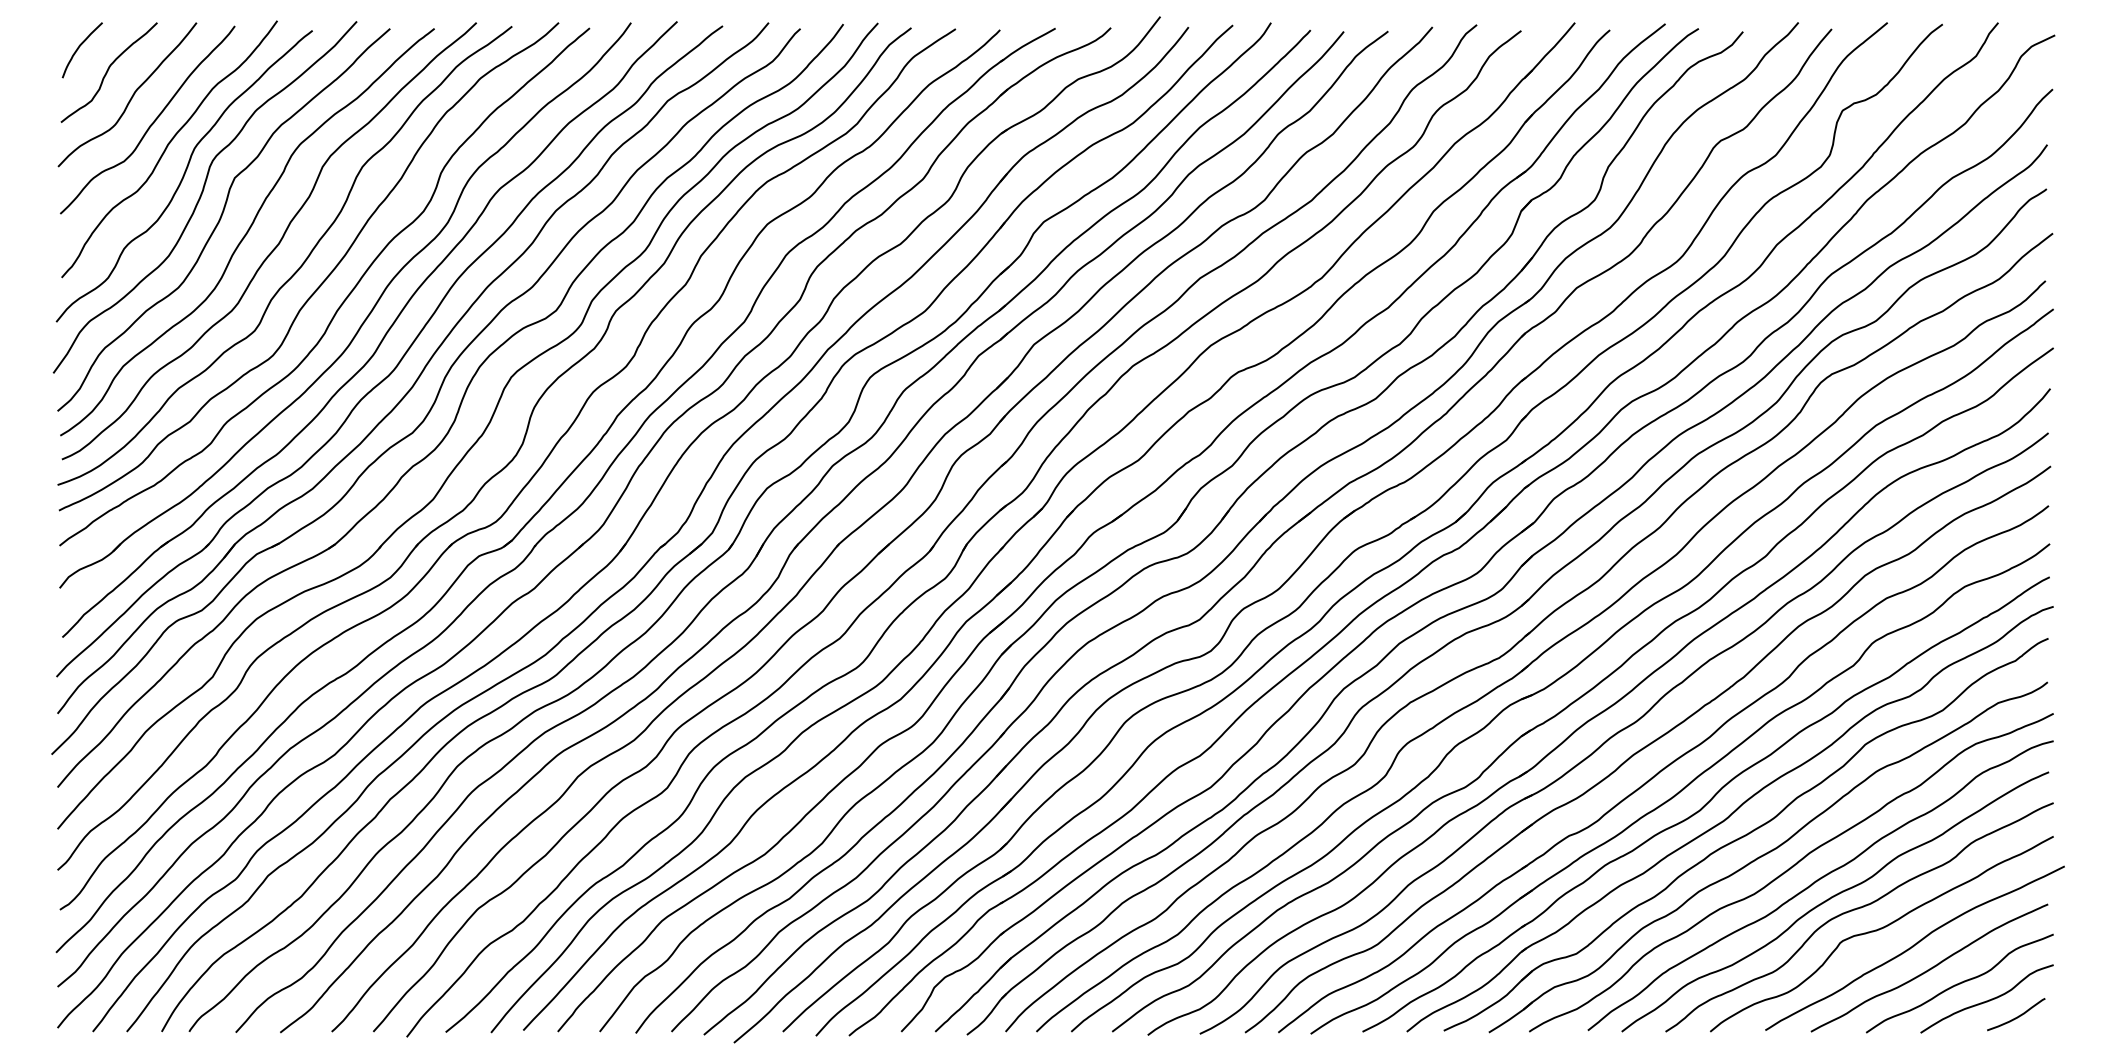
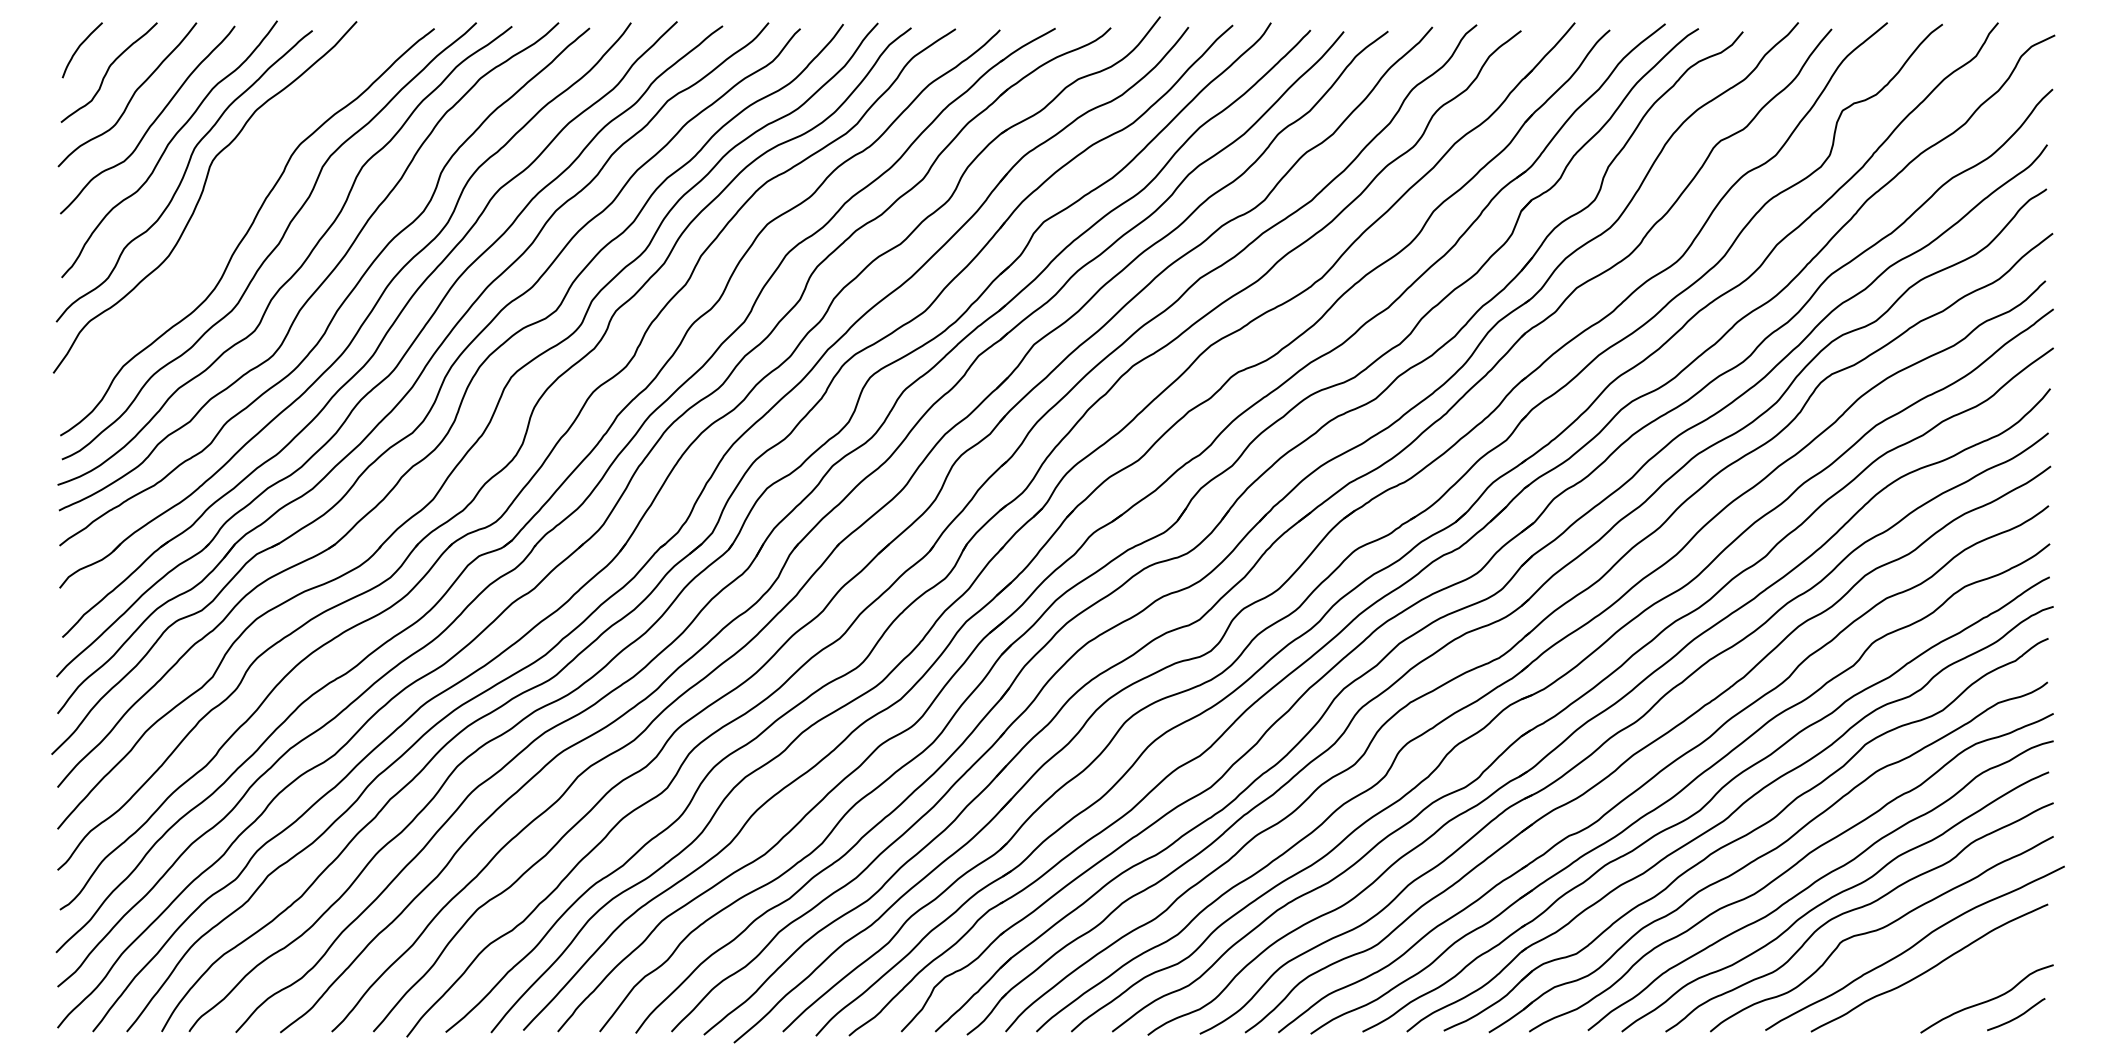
curve: present -> none (221, 218)
curve: present -> none (1959, 983)
